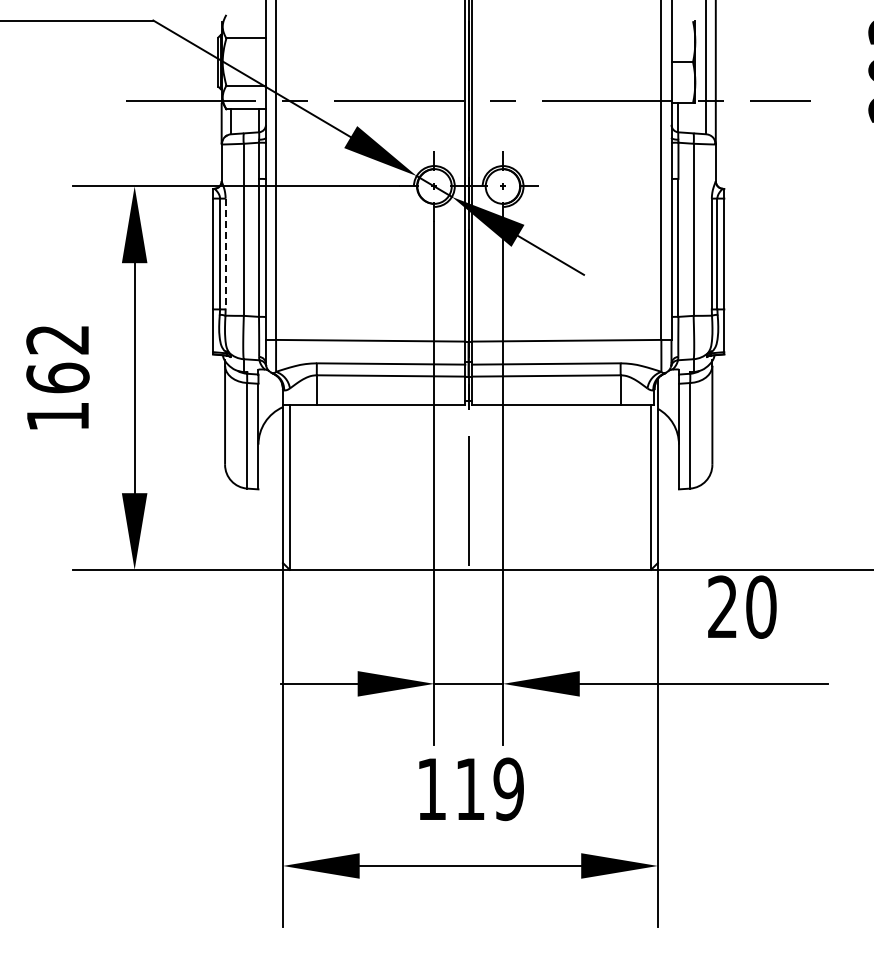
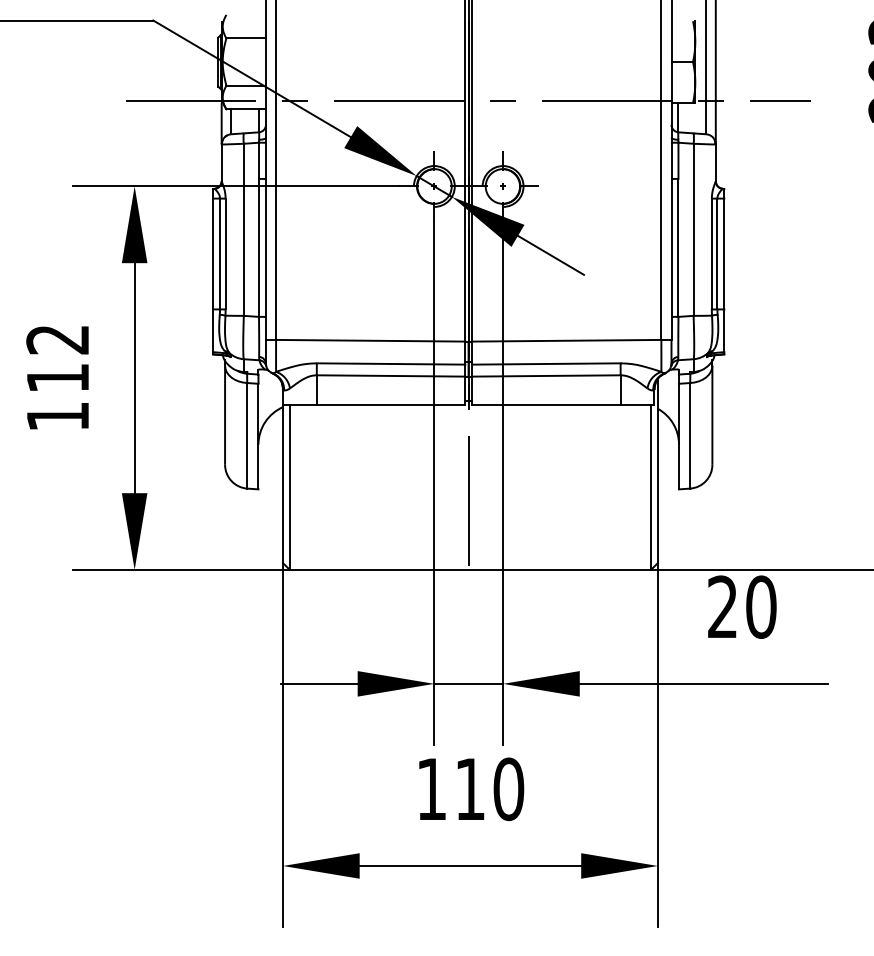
line: dashed -> solid (225, 254)
text: 162 -> 112 (57, 377)
text: 119 -> 110 (508, 789)
